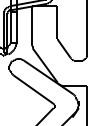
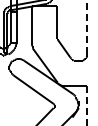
line: solid -> dashed (87, 27)
line: solid -> dashed (87, 105)
